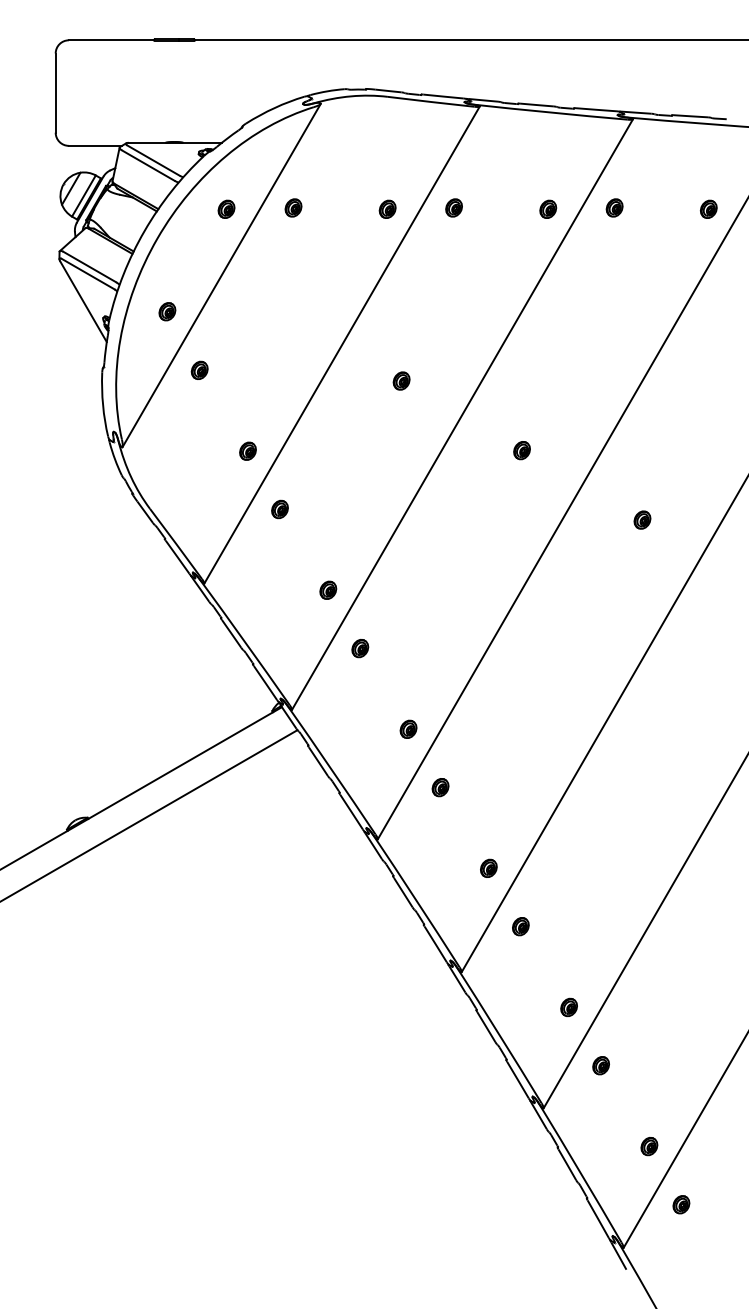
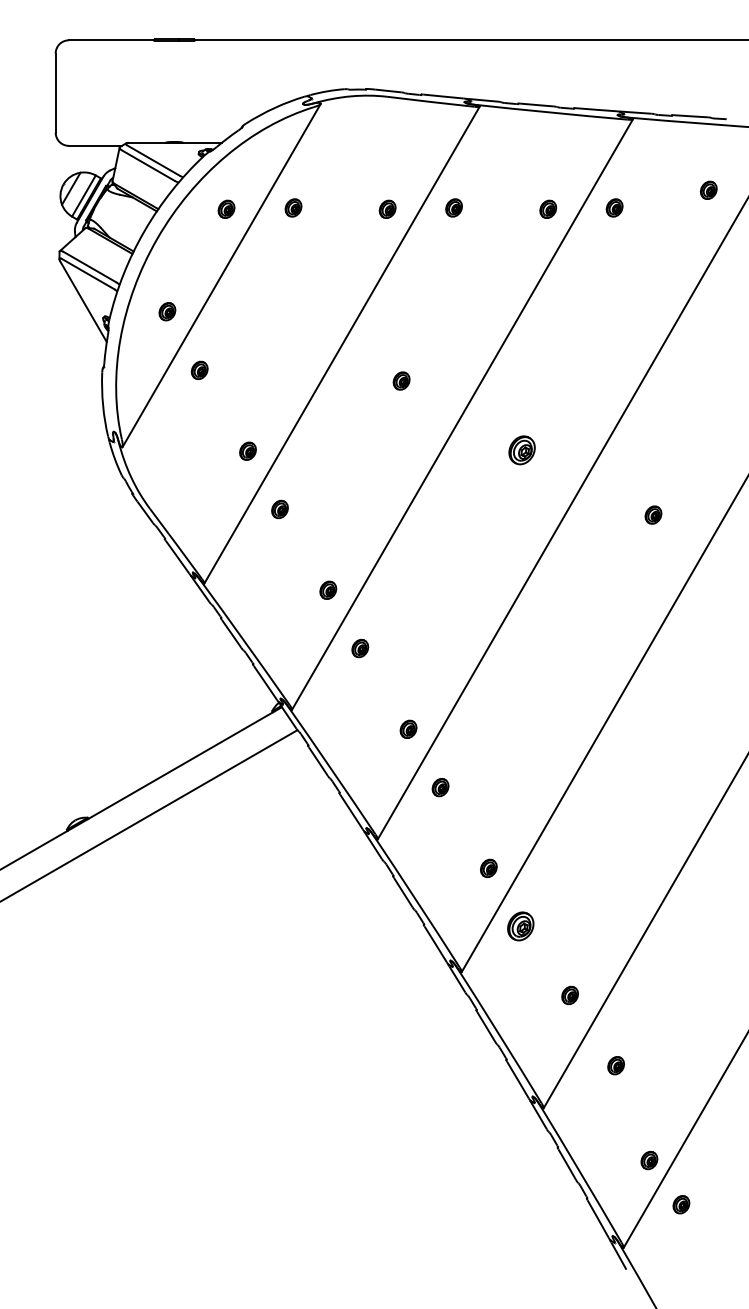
part position: (708, 208) -> (708, 189) (708, 189)
part size: 18x20 px -> 28x31 px (521, 450)
part position: (642, 519) -> (653, 514) (653, 514)
part size: 18x20 px -> 28x31 px (520, 926)
part position: (568, 1006) -> (569, 994) (569, 994)
part position: (600, 1065) -> (615, 1065) (615, 1065)
part position: (649, 1146) -> (649, 1160) (649, 1160)
